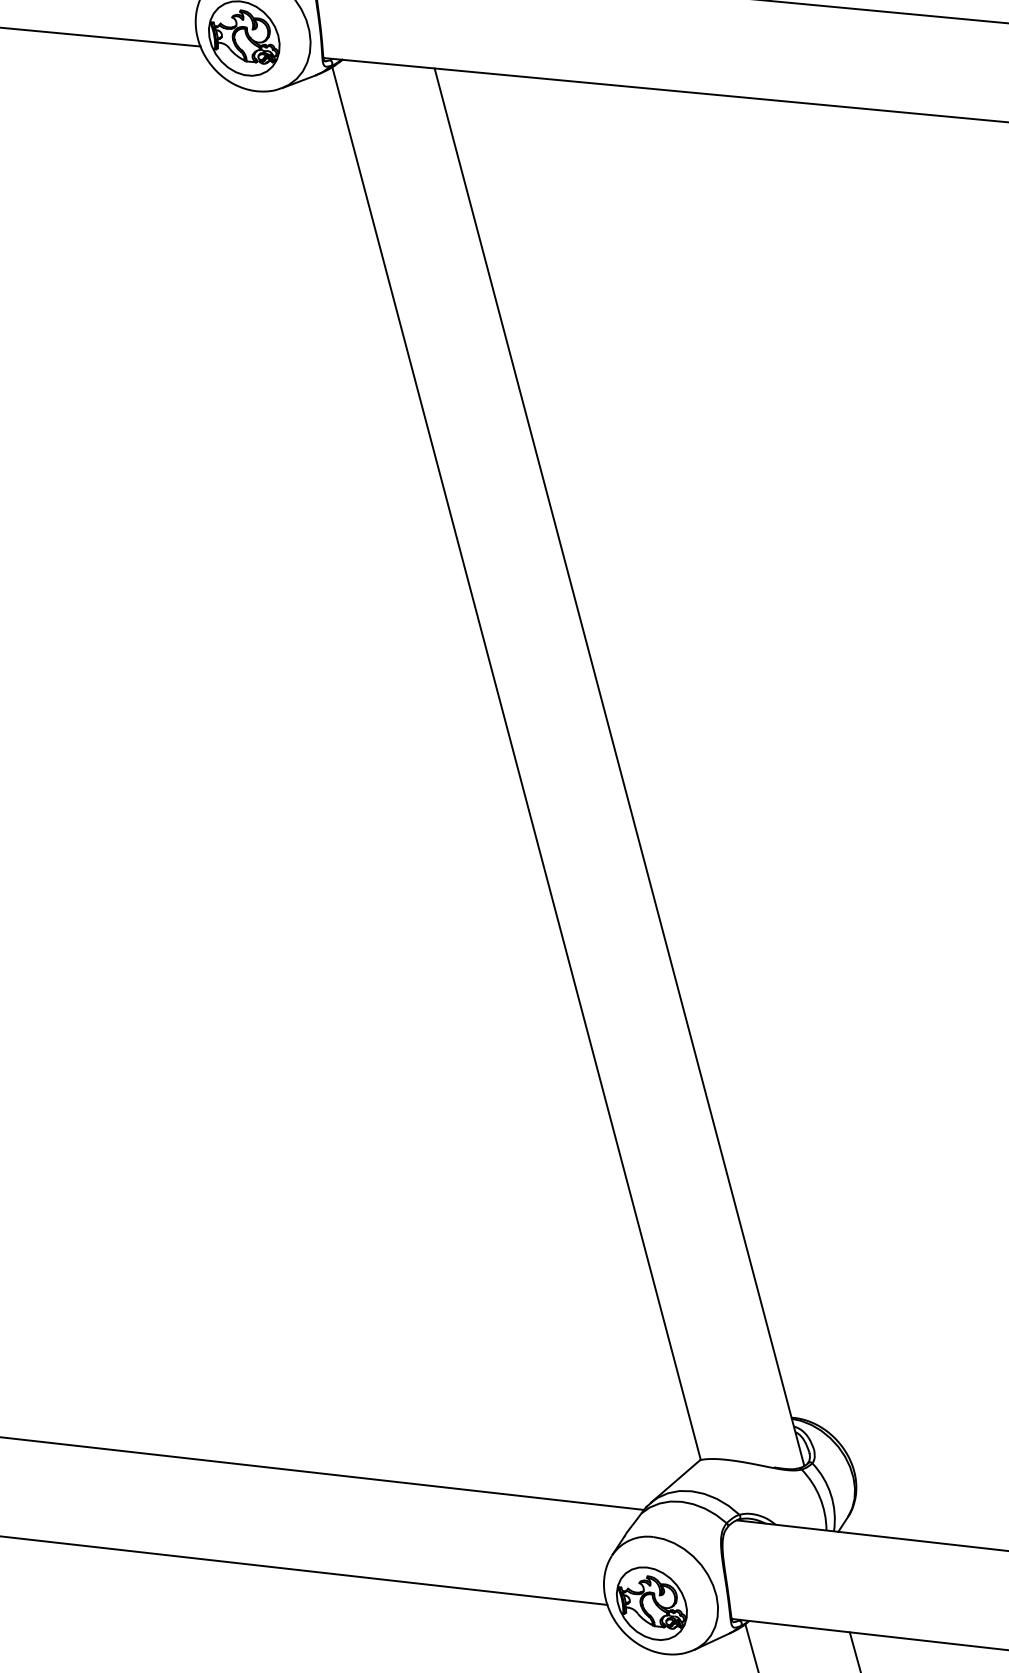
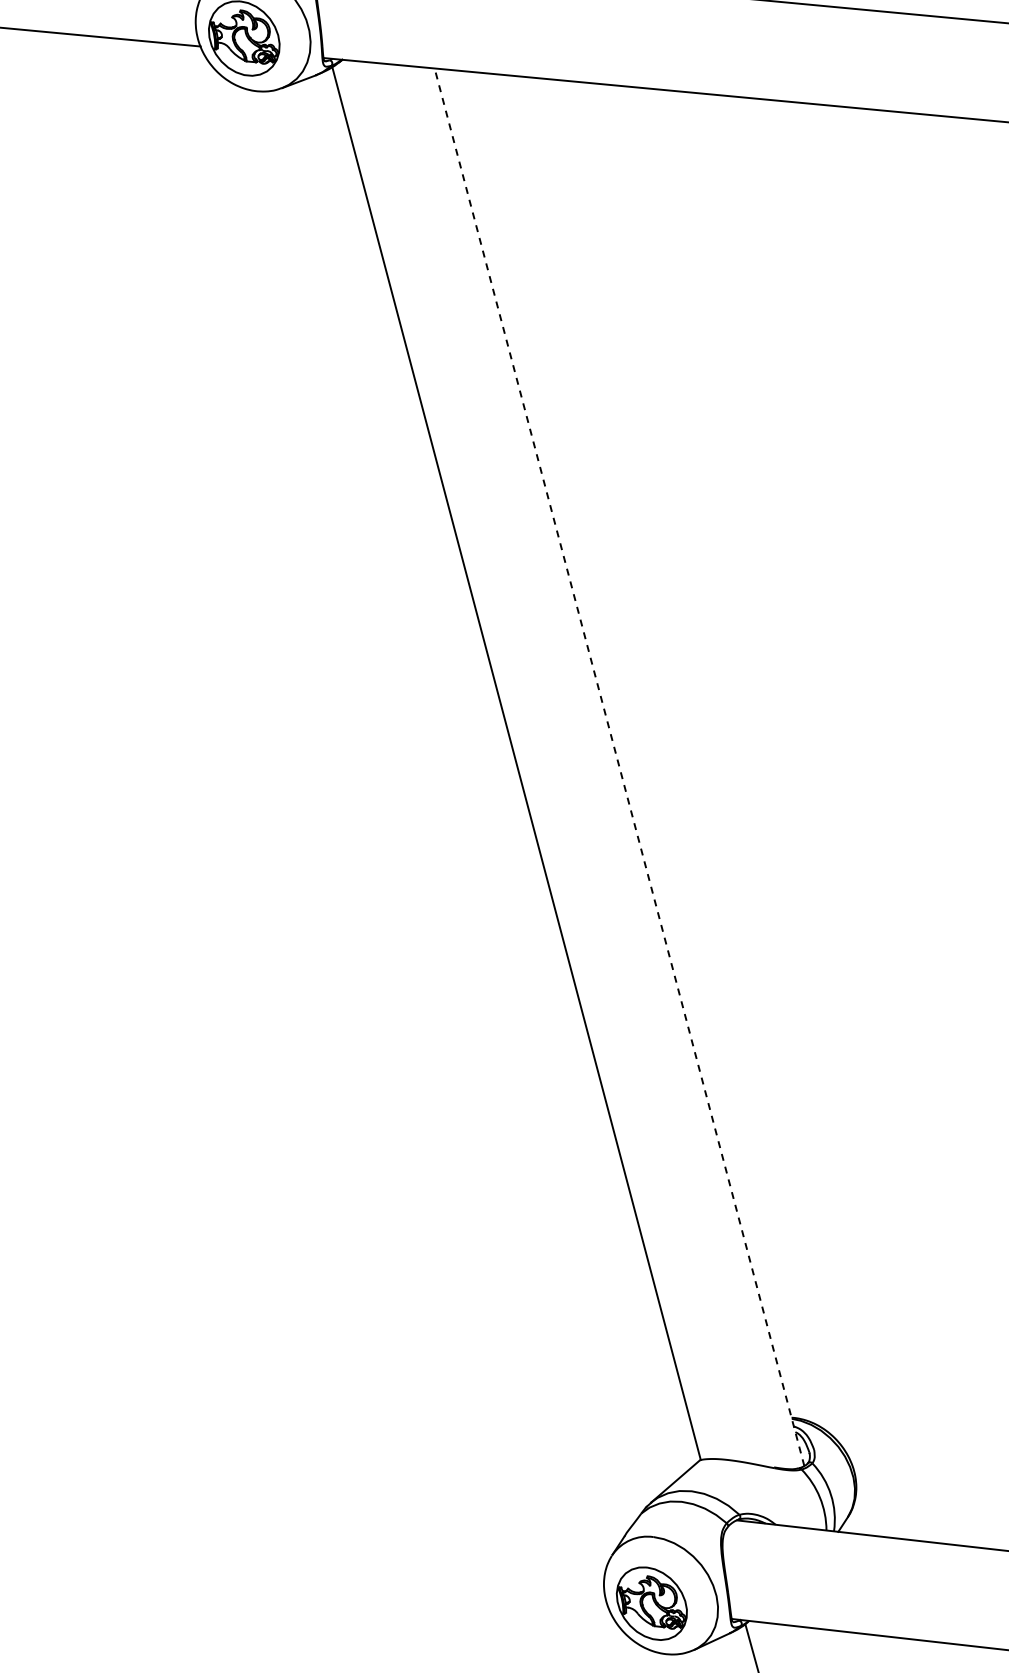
line: solid -> dashed (619, 767)
line: present -> none (323, 1473)
line: present -> none (304, 1570)
line: present -> none (854, 1650)
